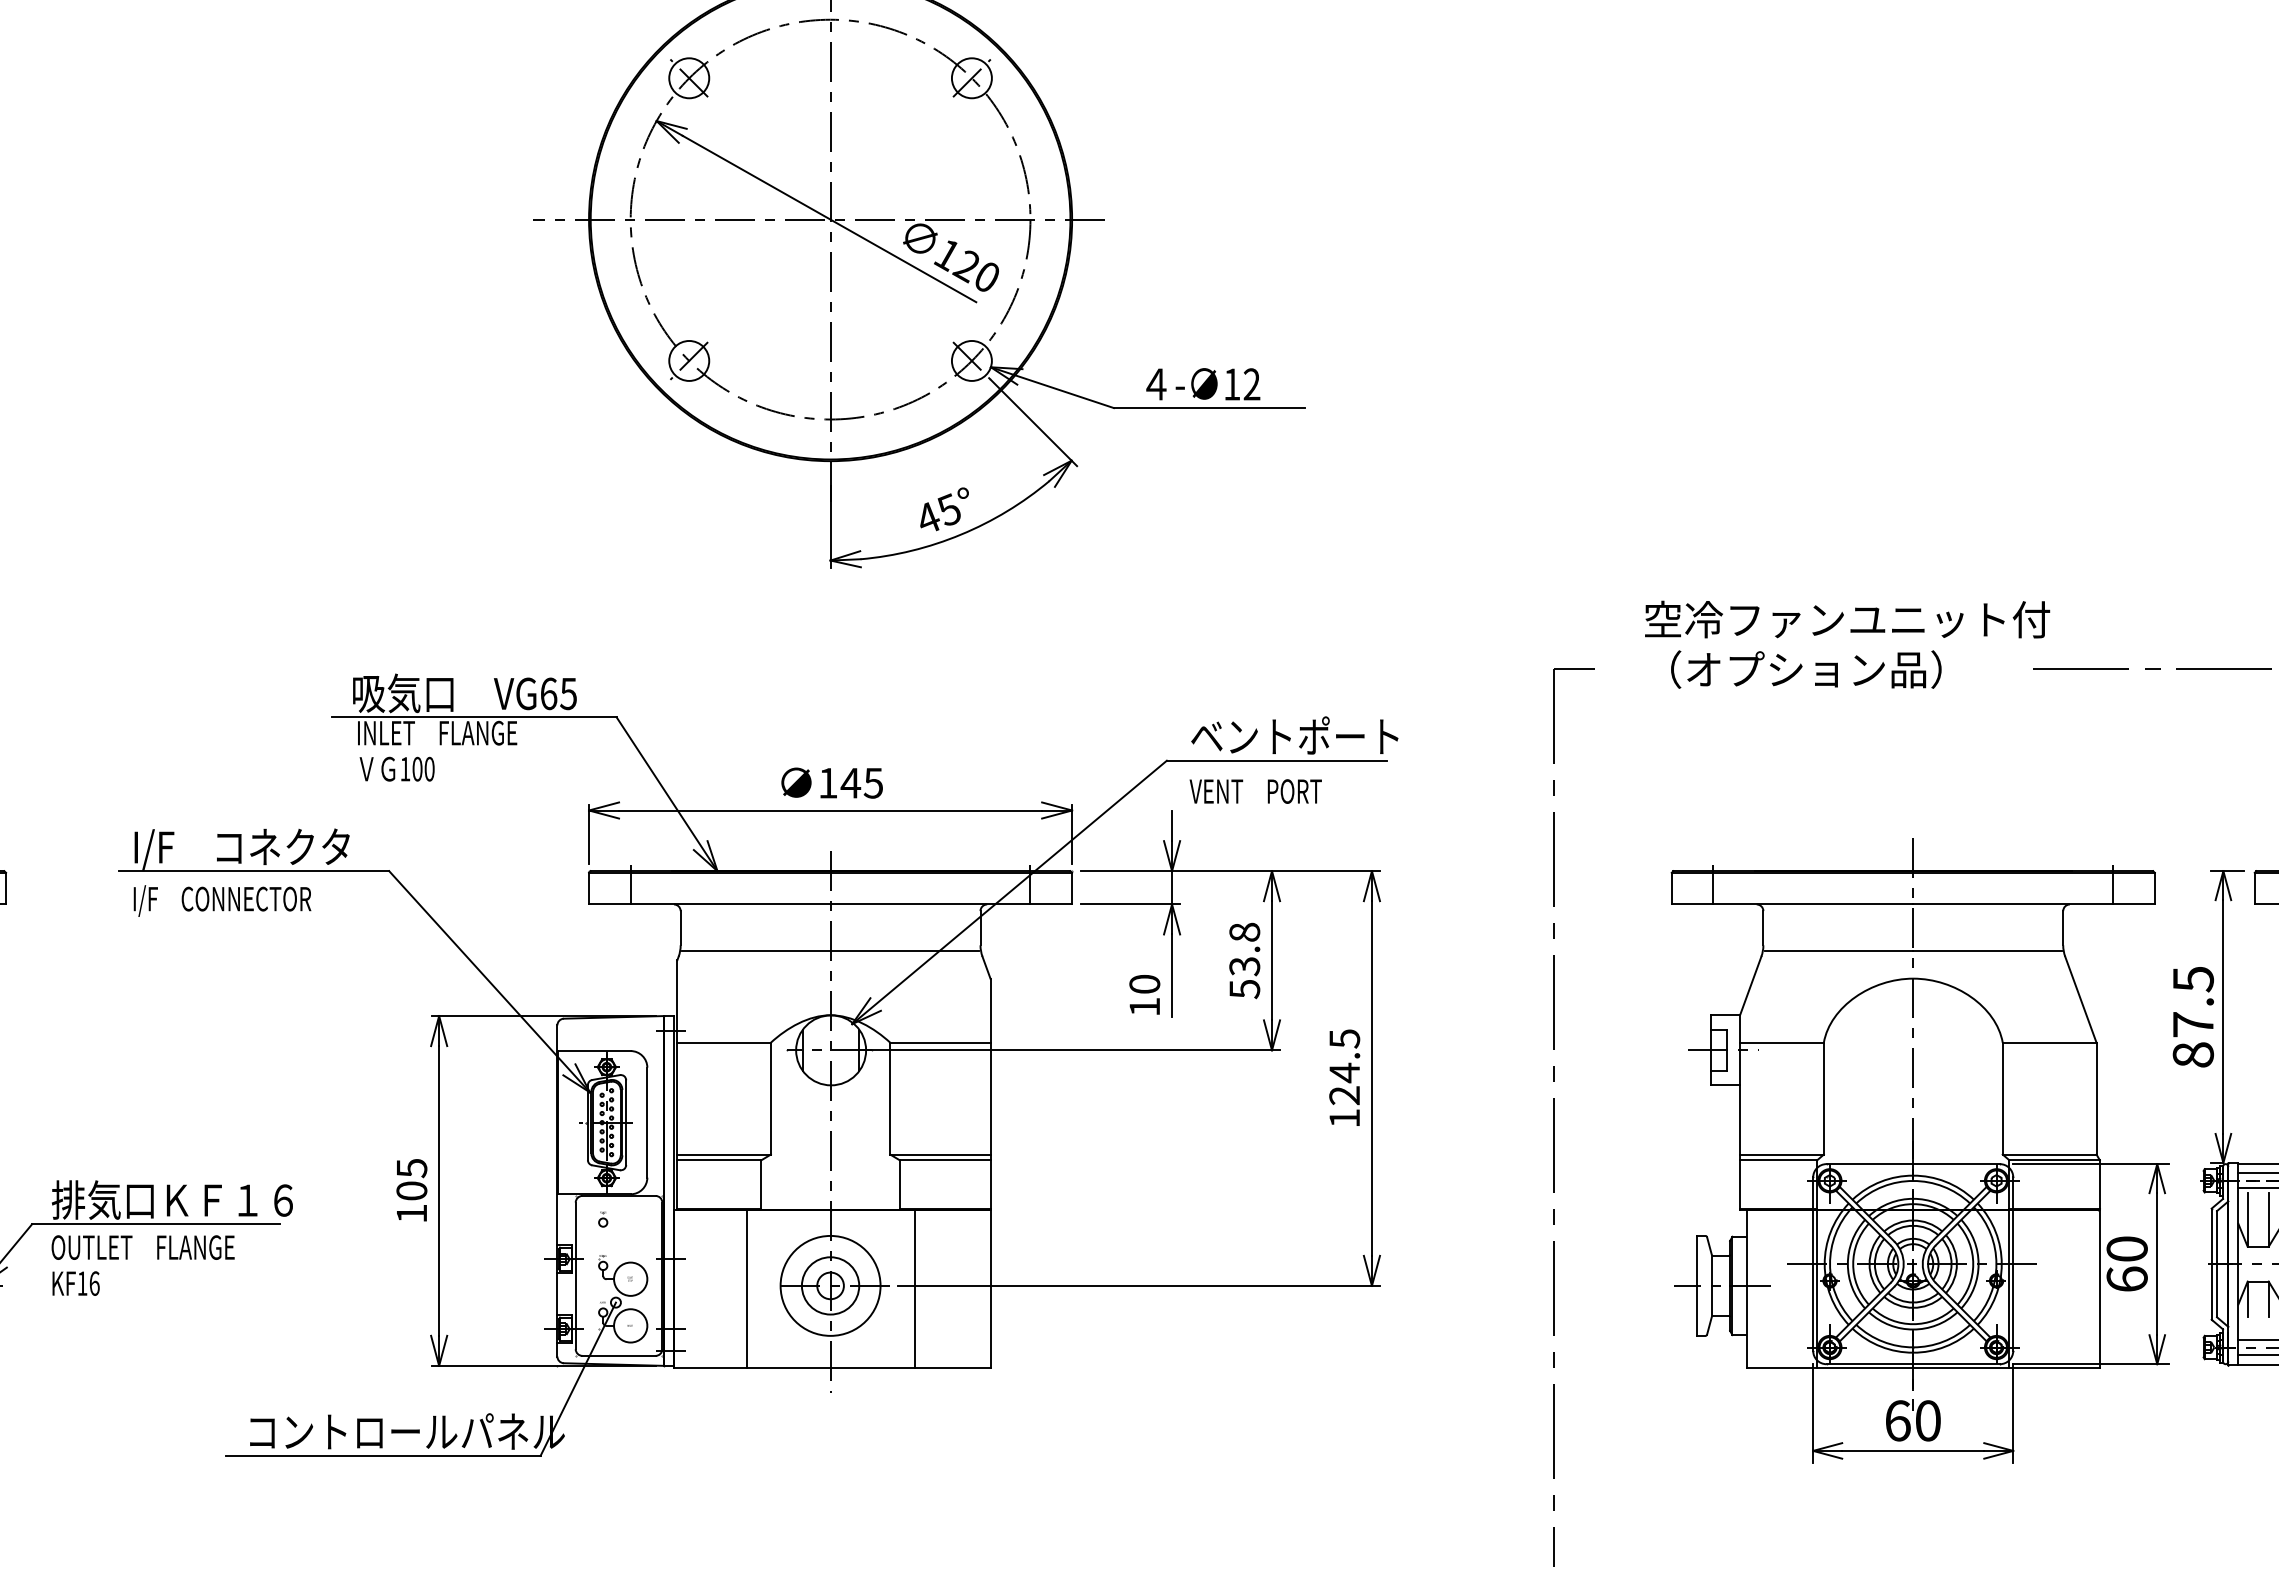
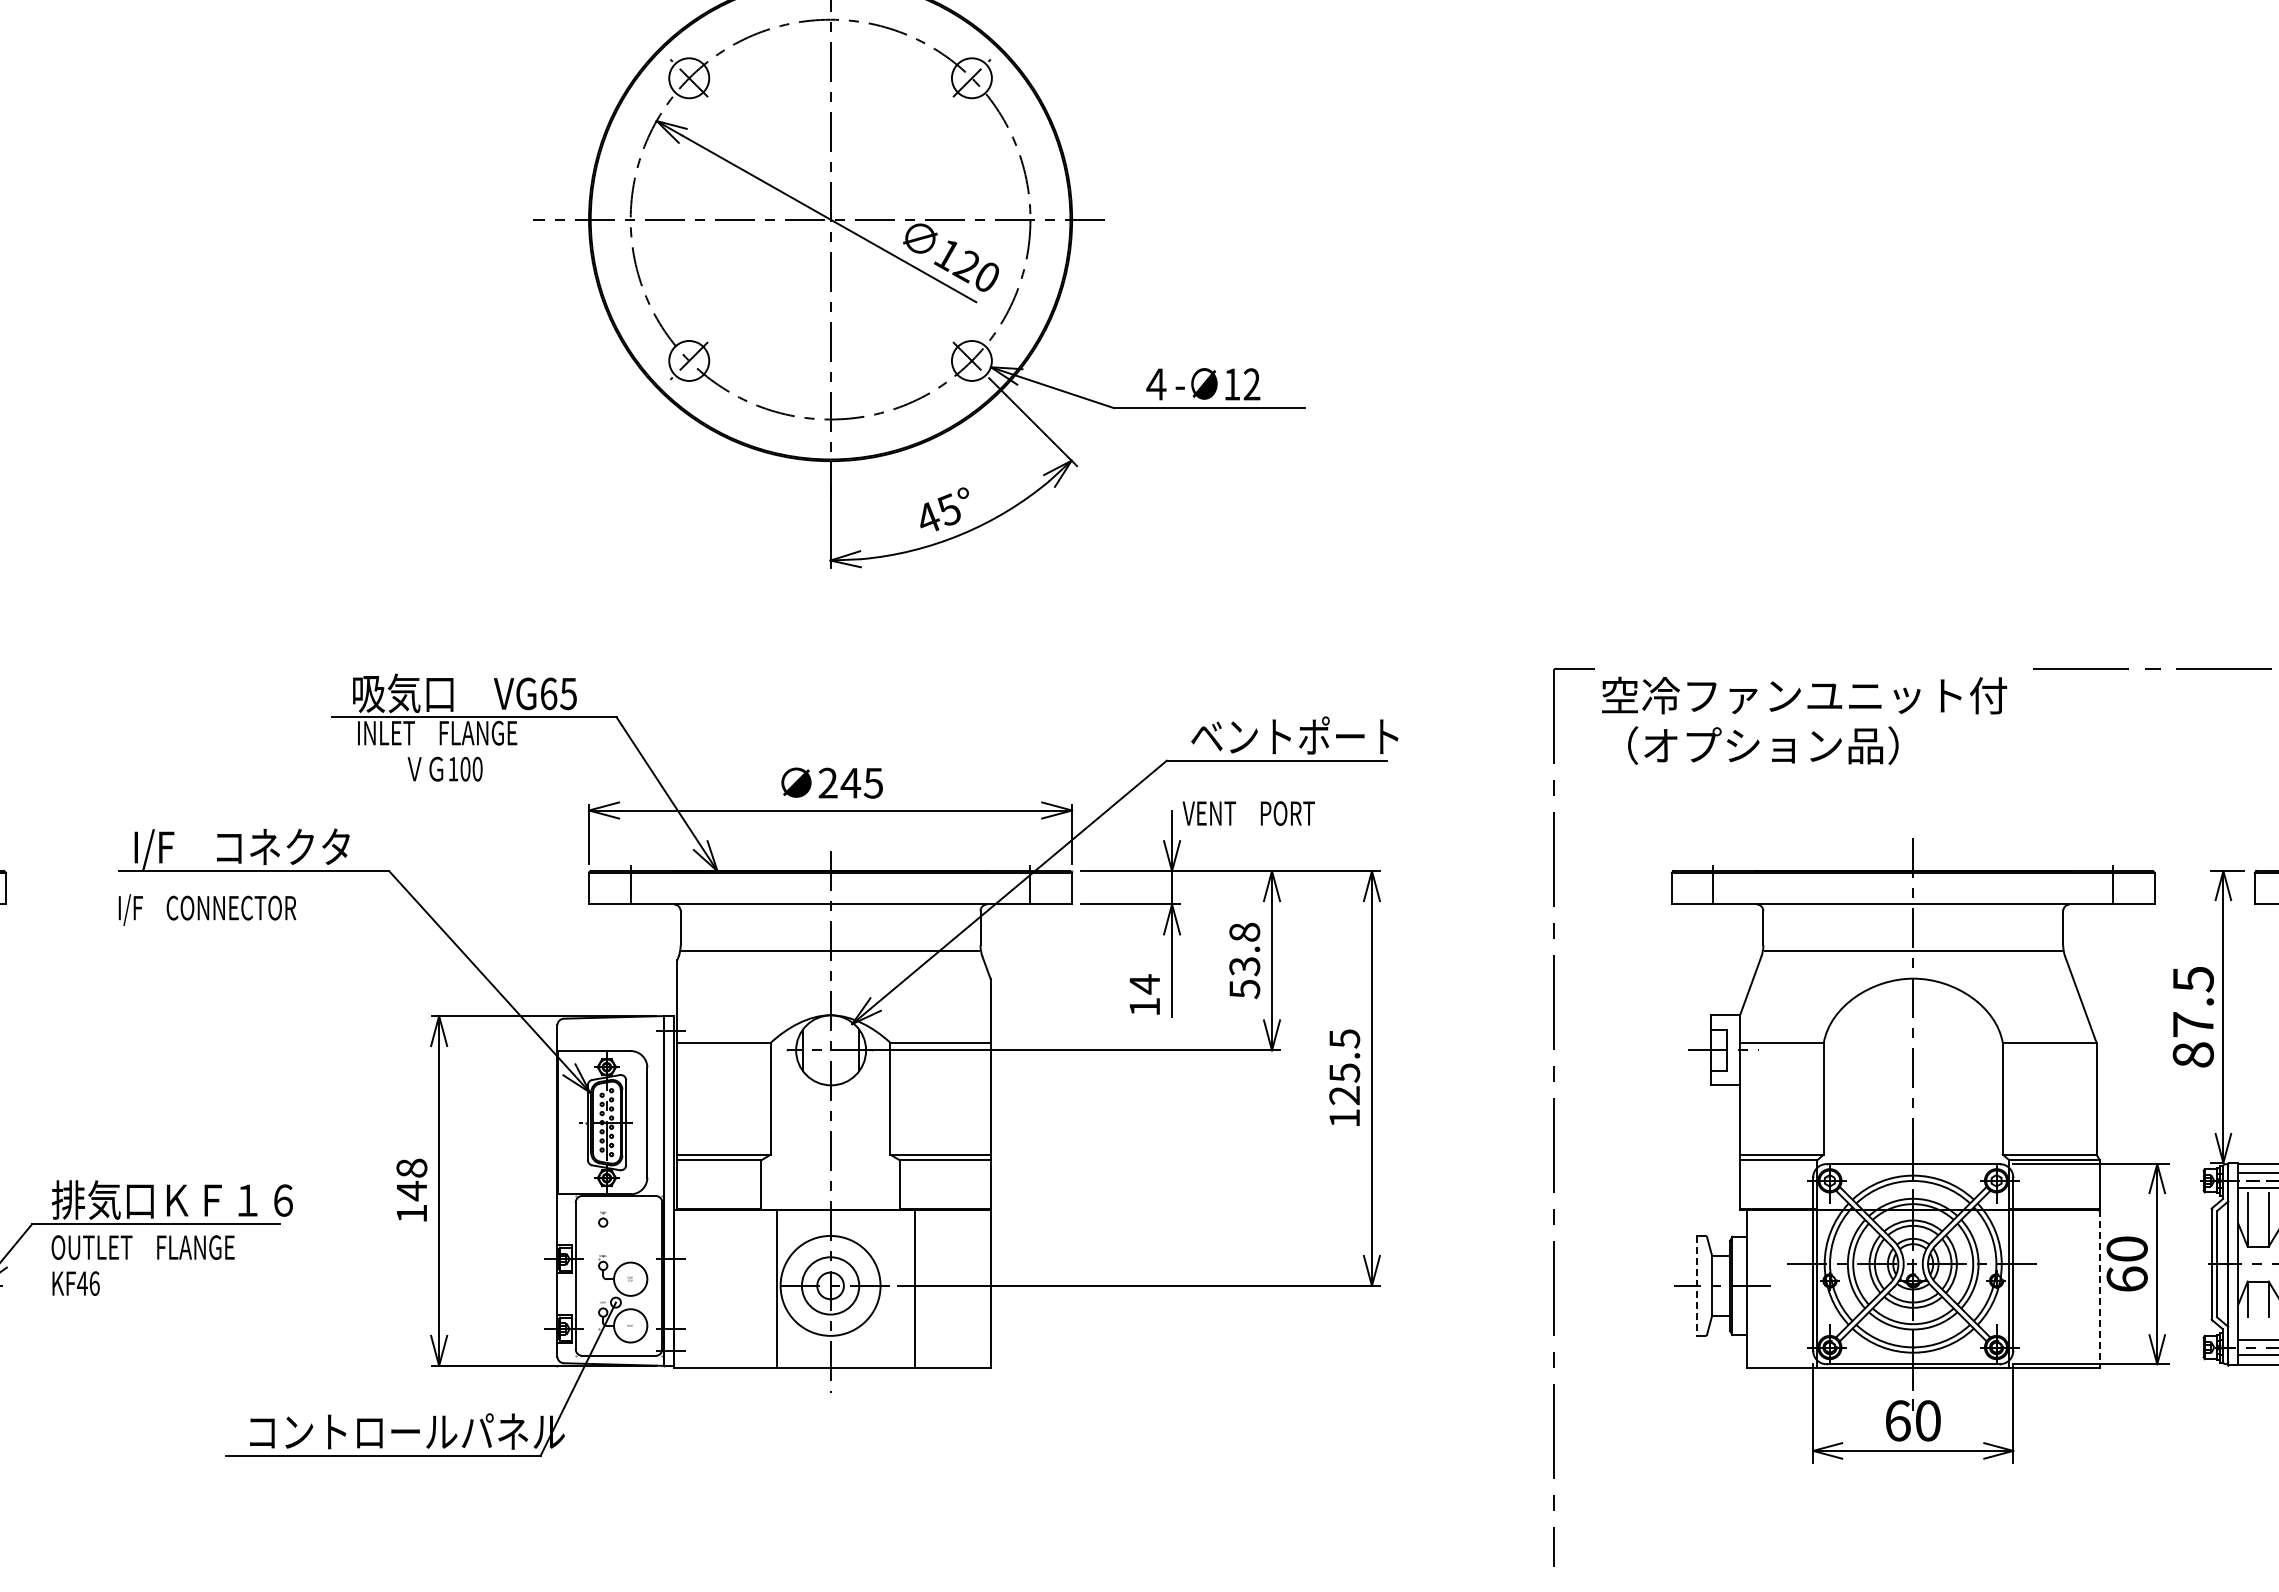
text position: (1847, 644) -> (1804, 720) (1804, 720)
text position: (396, 768) -> (444, 768) (444, 768)
text: 145 -> 245 (827, 782)
text position: (1255, 791) -> (1248, 813) (1248, 813)
text position: (222, 900) -> (207, 909) (207, 909)
text: 10 -> 14 (1144, 984)
text: 124.5 -> 125.5 (1344, 1072)
text: 105 -> 148 (411, 1179)
text: KF16 -> KF46 (82, 1283)
line: solid -> dashed (1696, 1285)
line position: (746, 1288) -> (776, 1288) (776, 1288)
line: solid -> dashed (2099, 1288)
